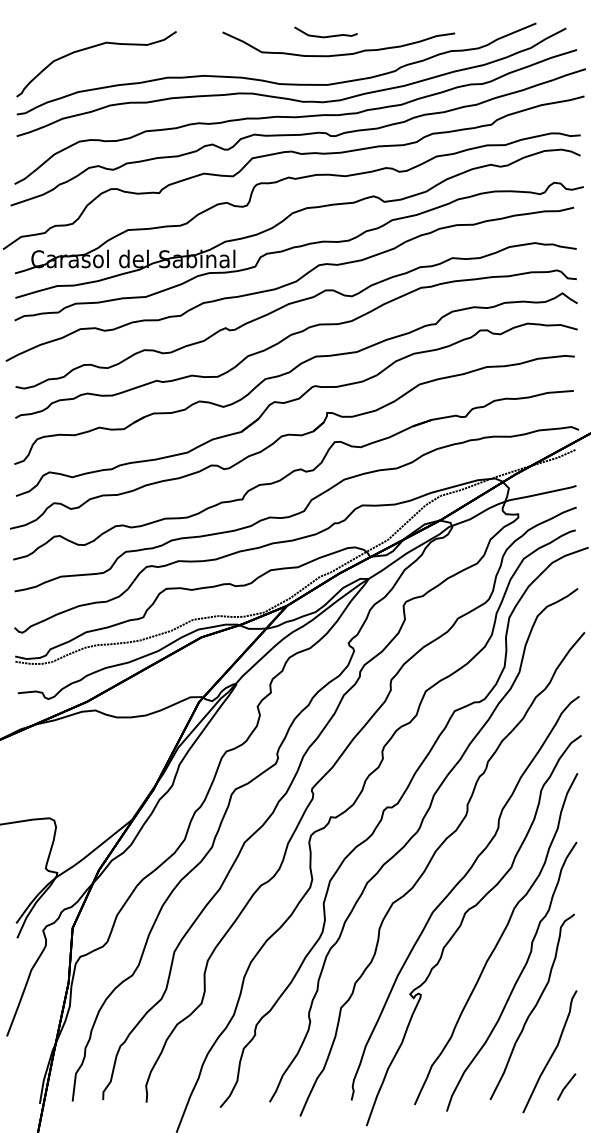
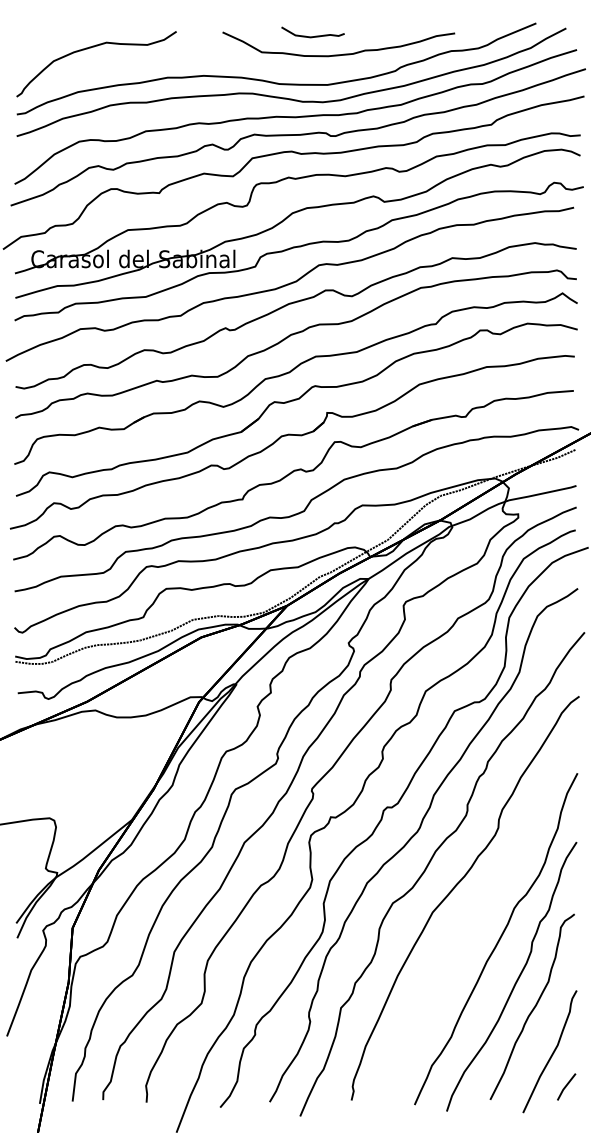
part position: (325, 32) -> (312, 32) (312, 32)
curve: present -> none (461, 925)
